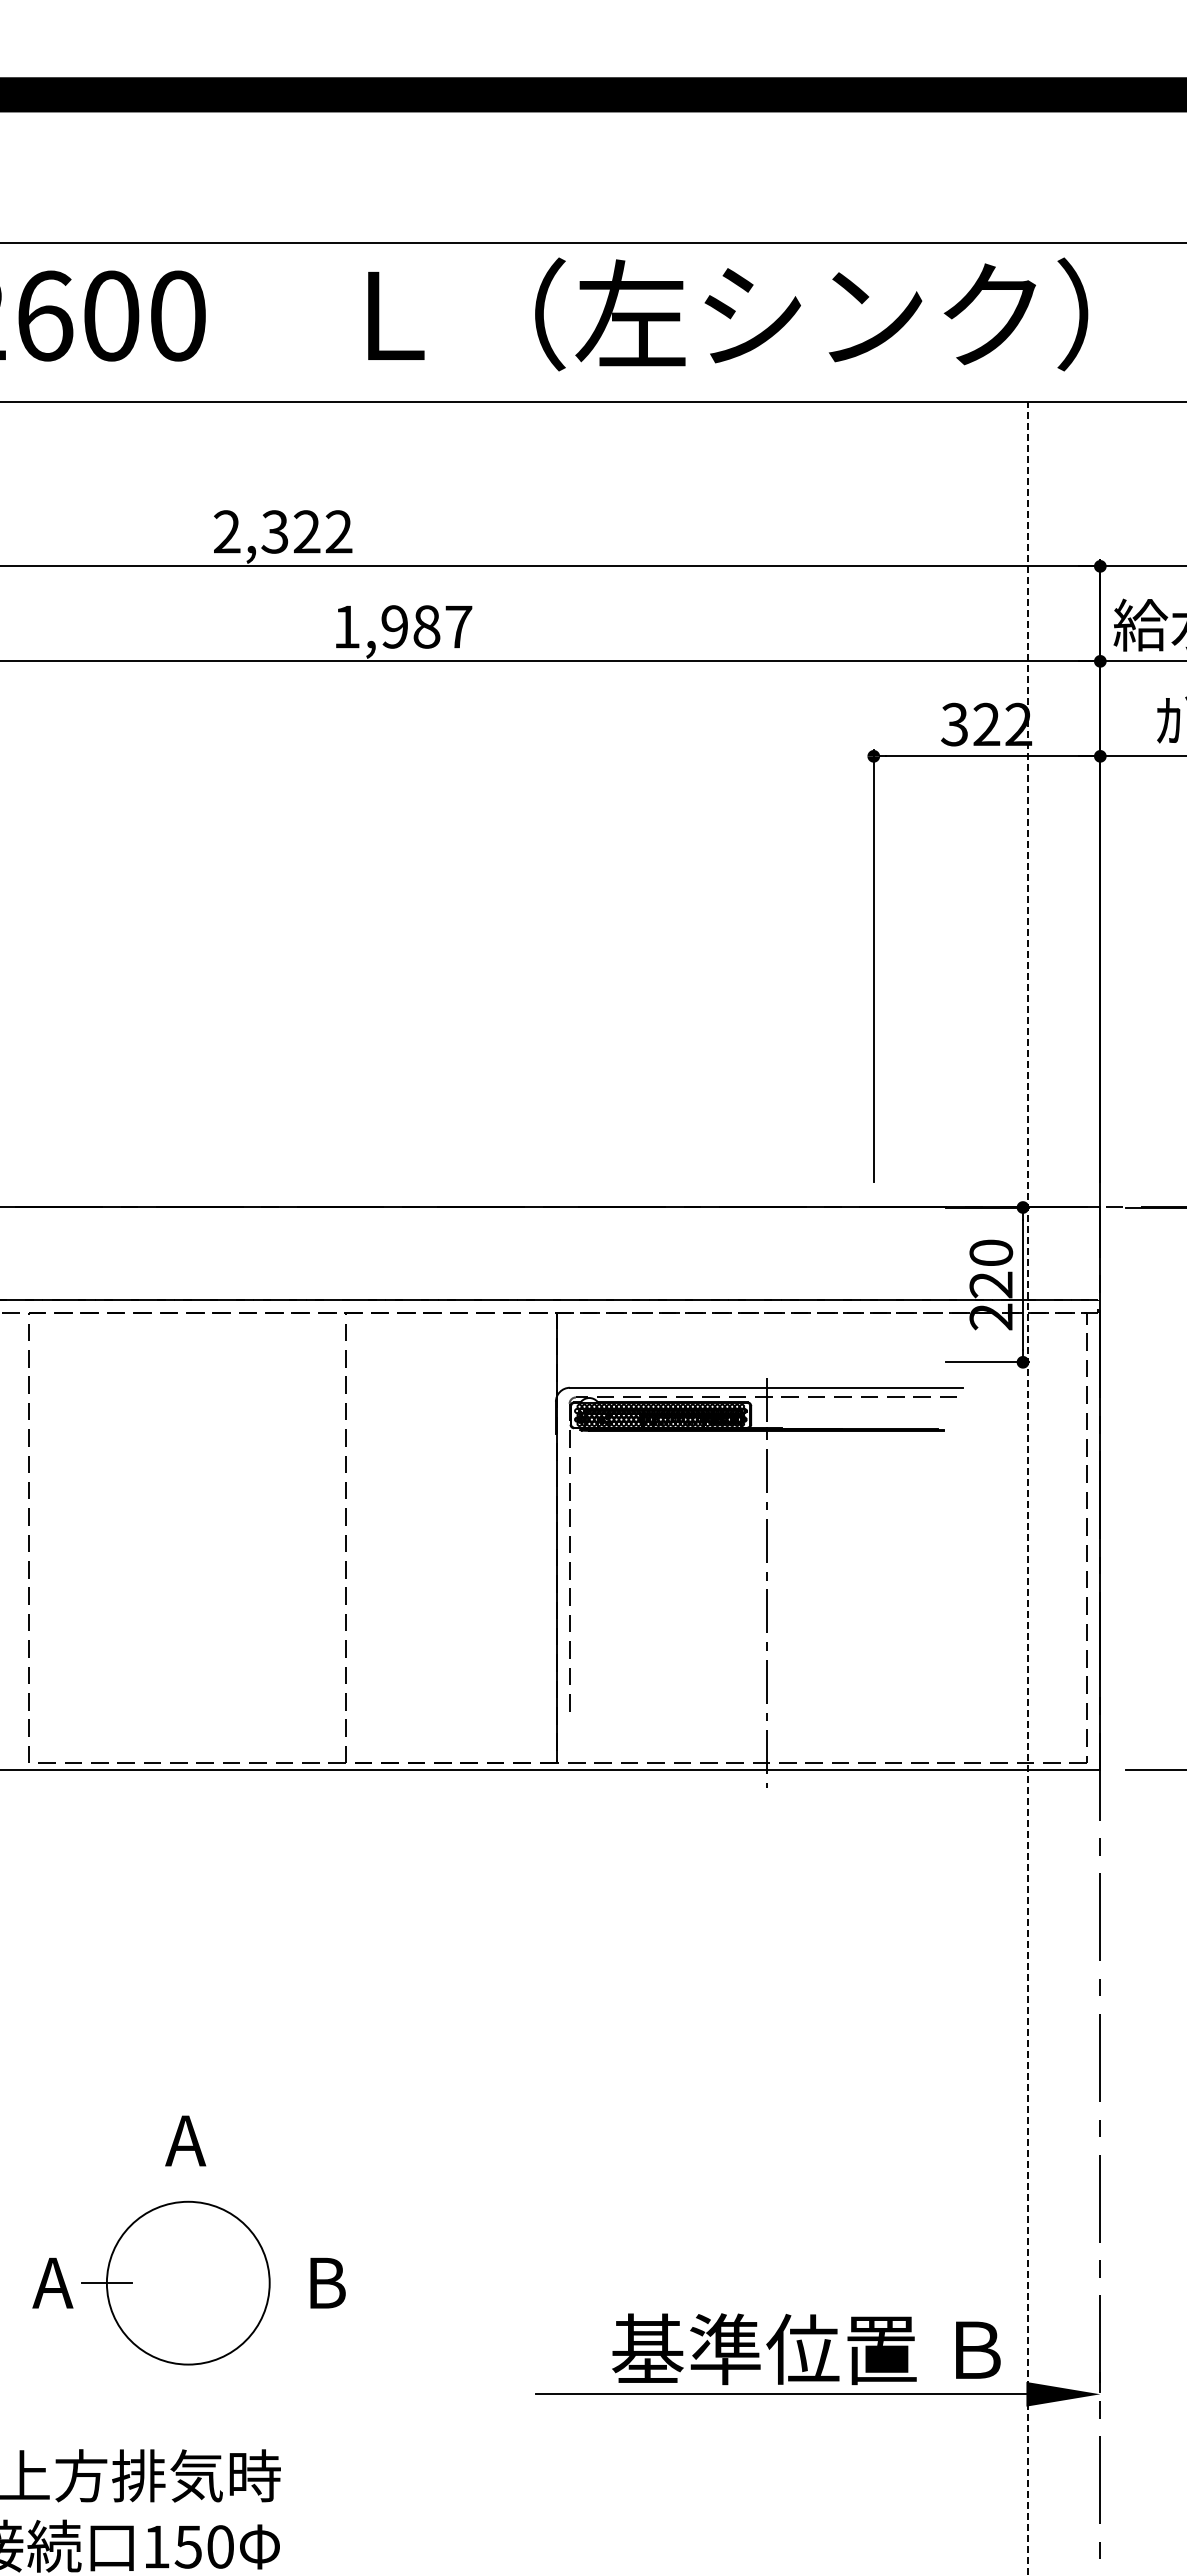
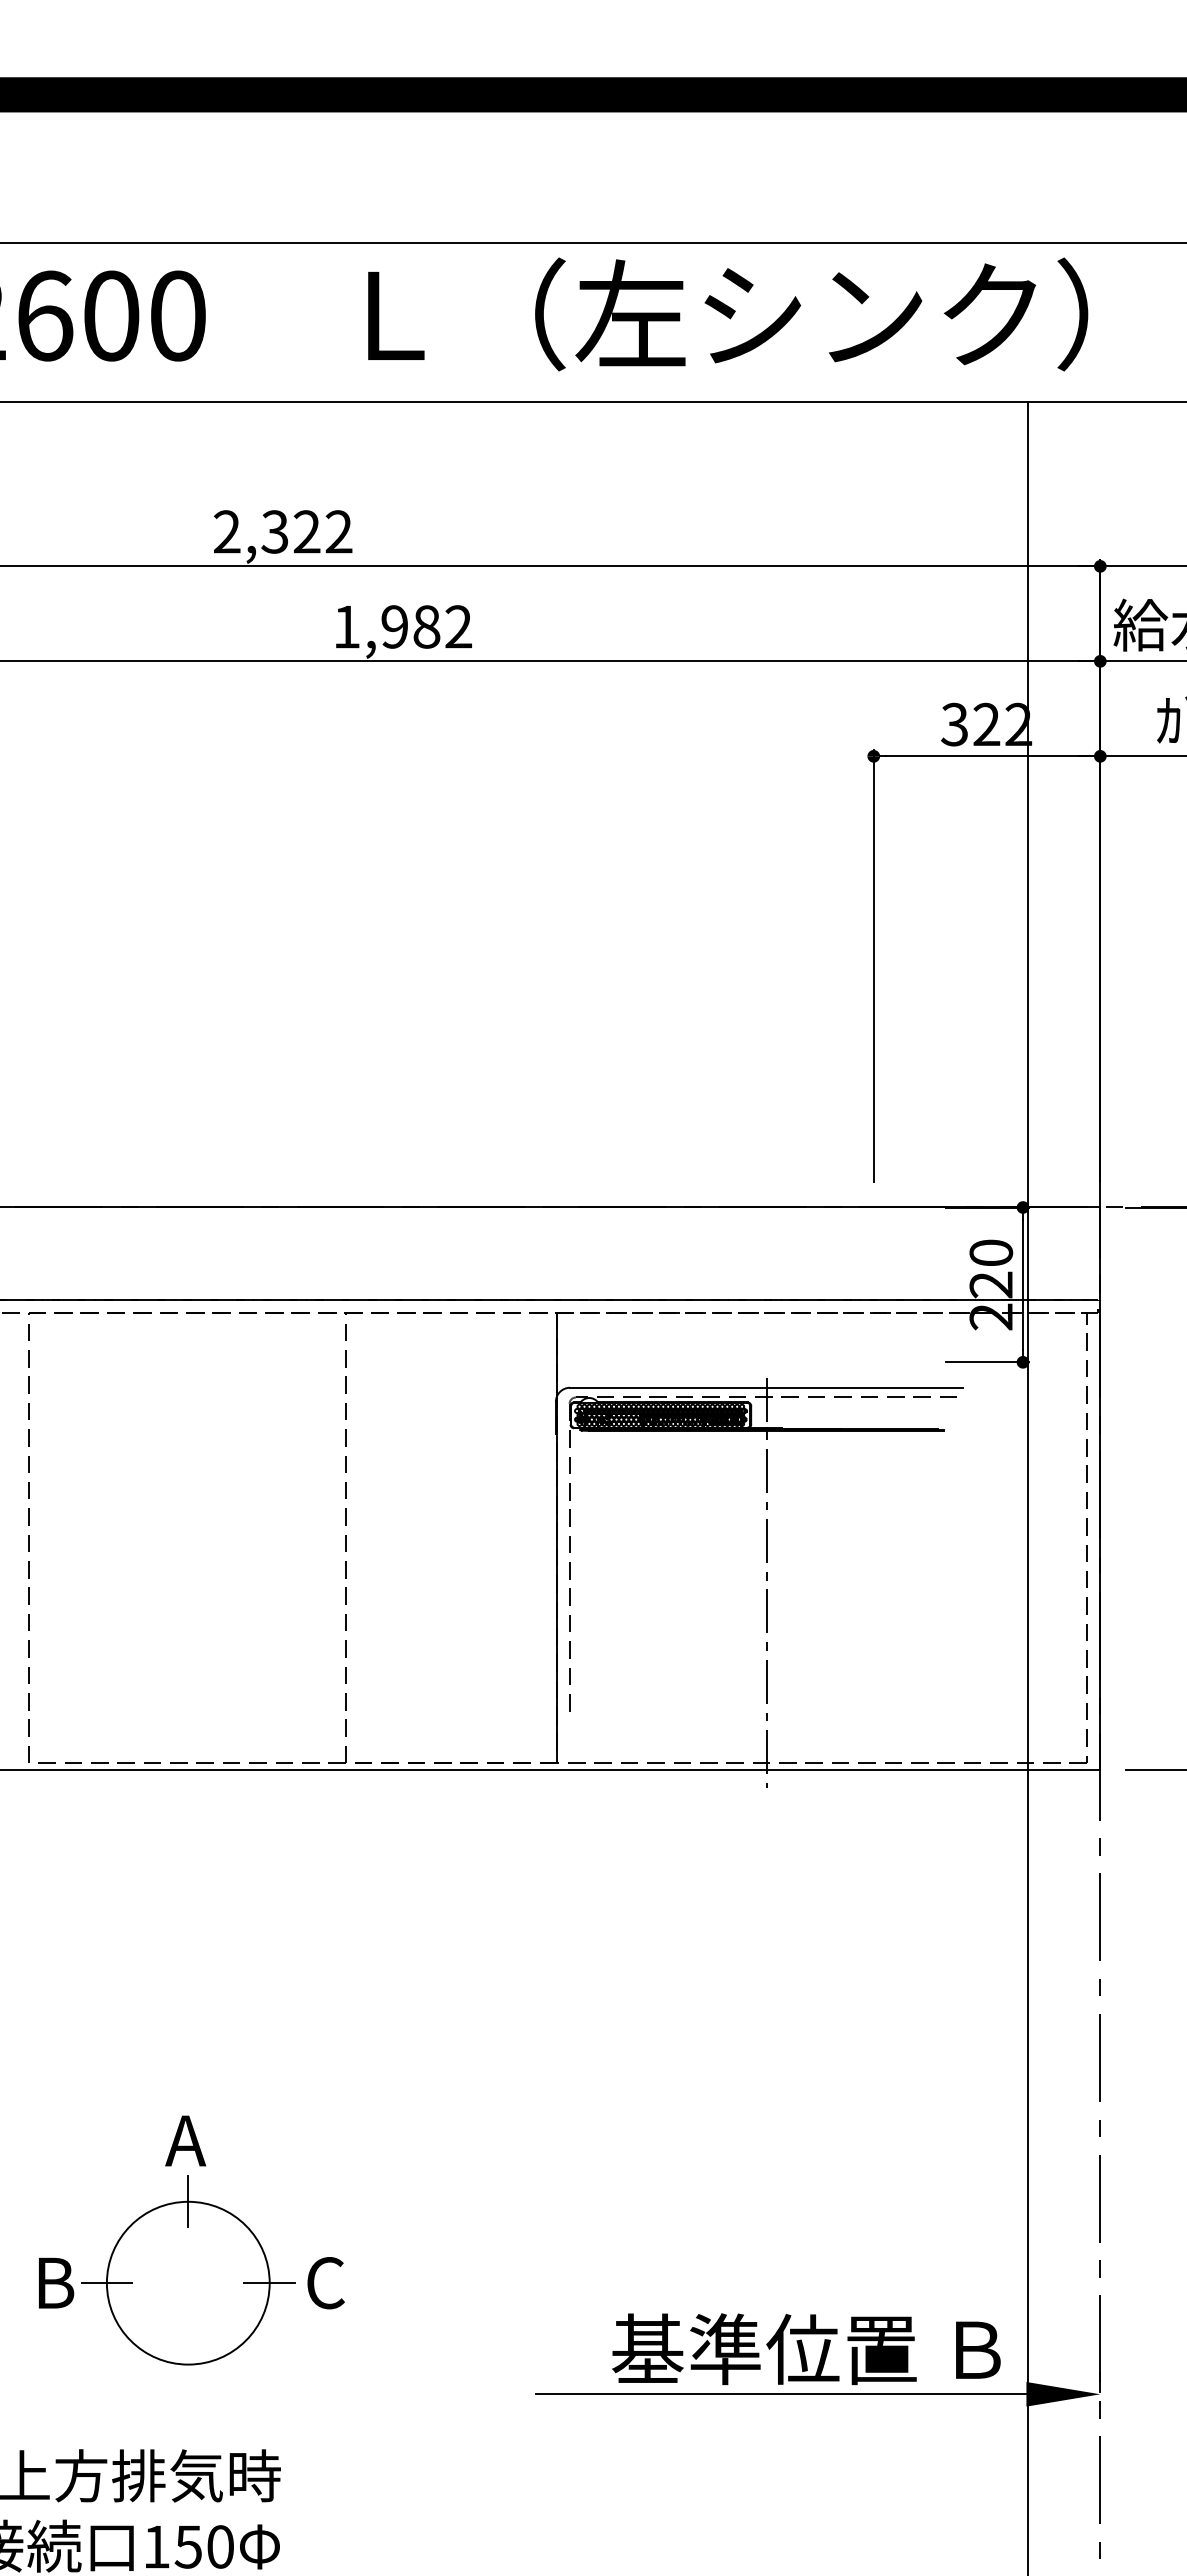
text: 1,987 -> 1,982 (458, 626)
line: dashed -> solid (1028, 1488)
line: none -> present (188, 2201)
text: A -> B (53, 2282)
line: none -> present (269, 2283)
text: B -> C (326, 2283)
